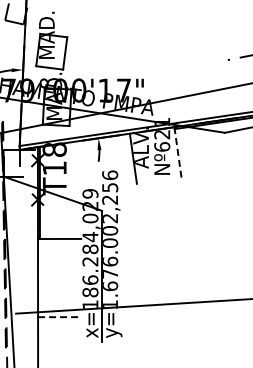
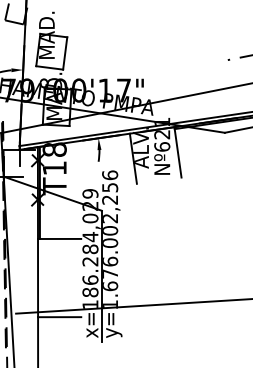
line: dashed -> solid (178, 152)
line: dashed -> solid (59, 317)
